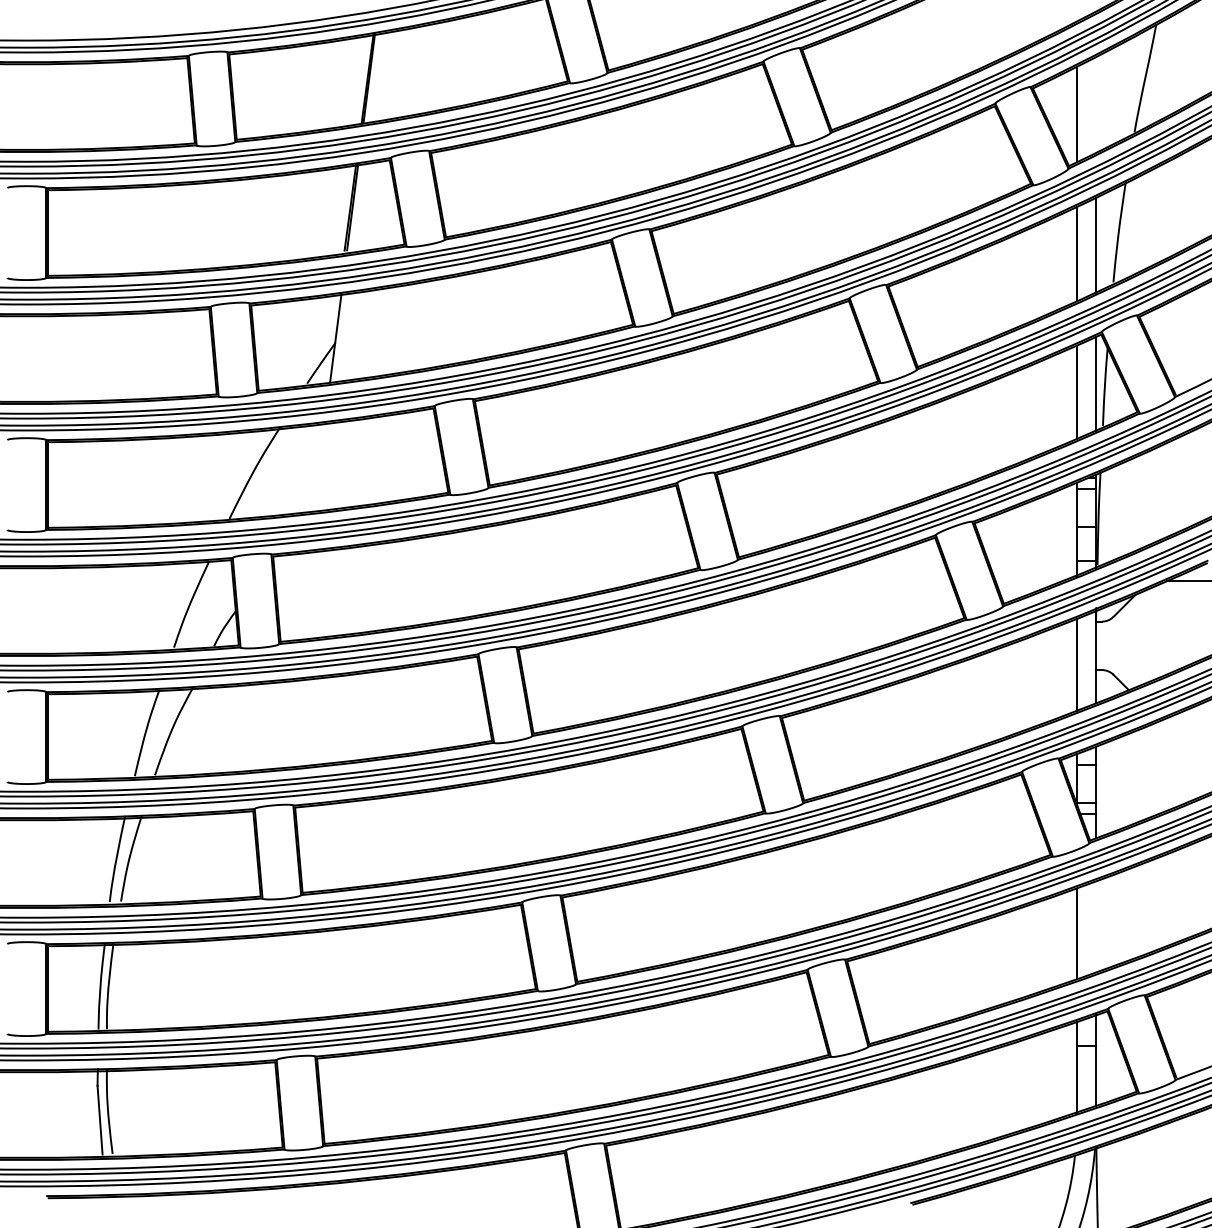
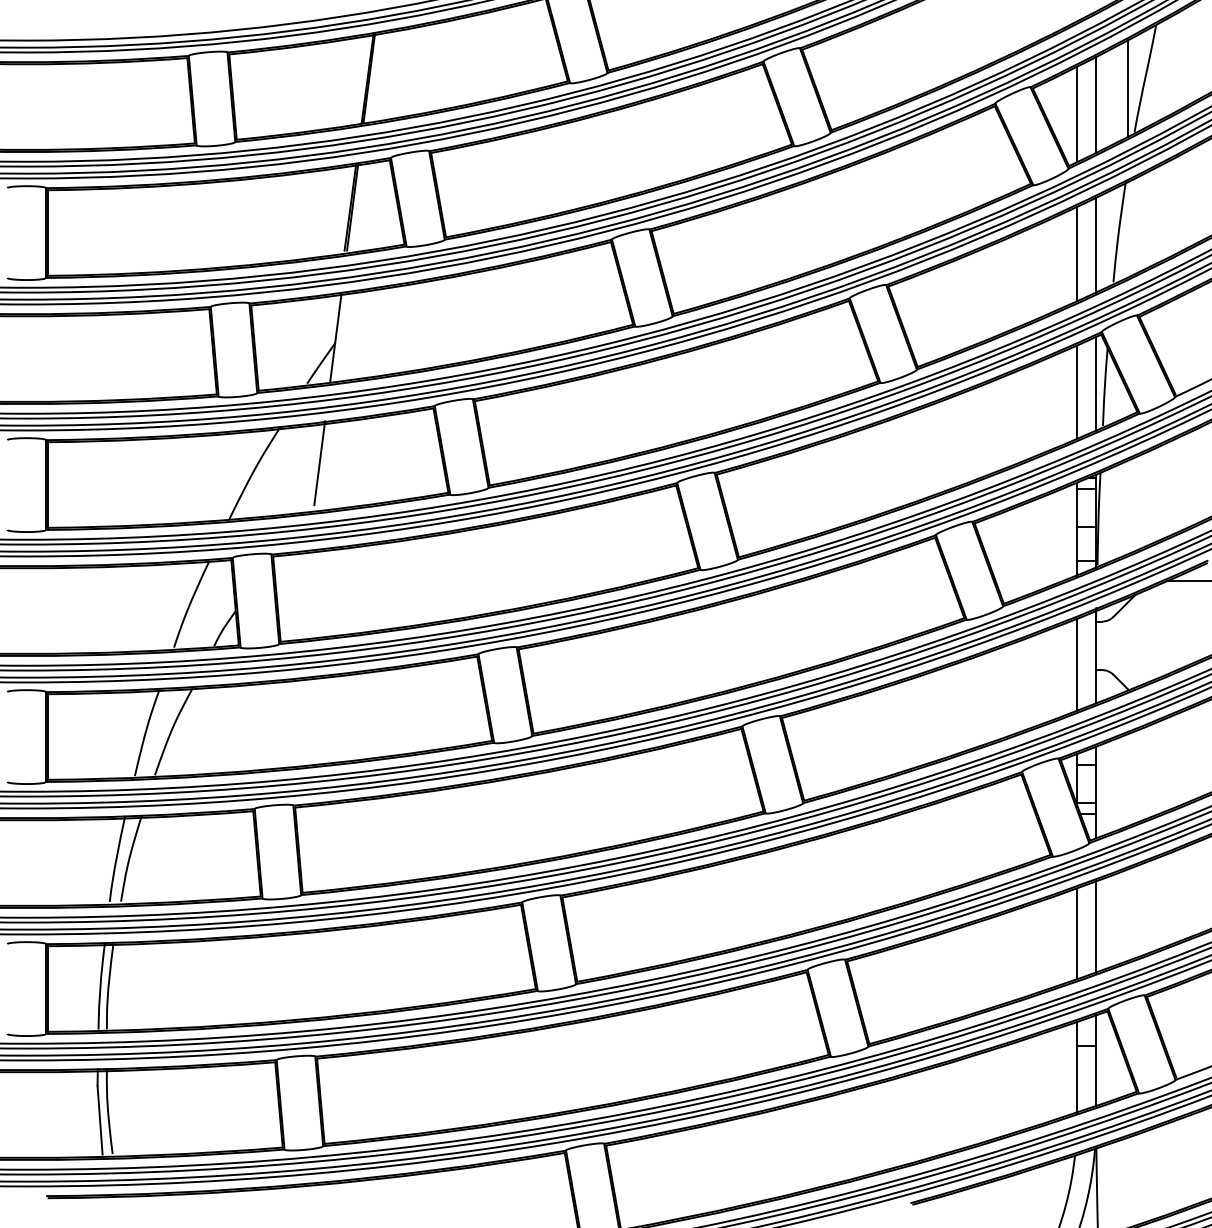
line: none -> present (1128, 88)
line: none -> present (1096, 105)
line: none -> present (319, 463)
line: none -> present (1096, 926)
